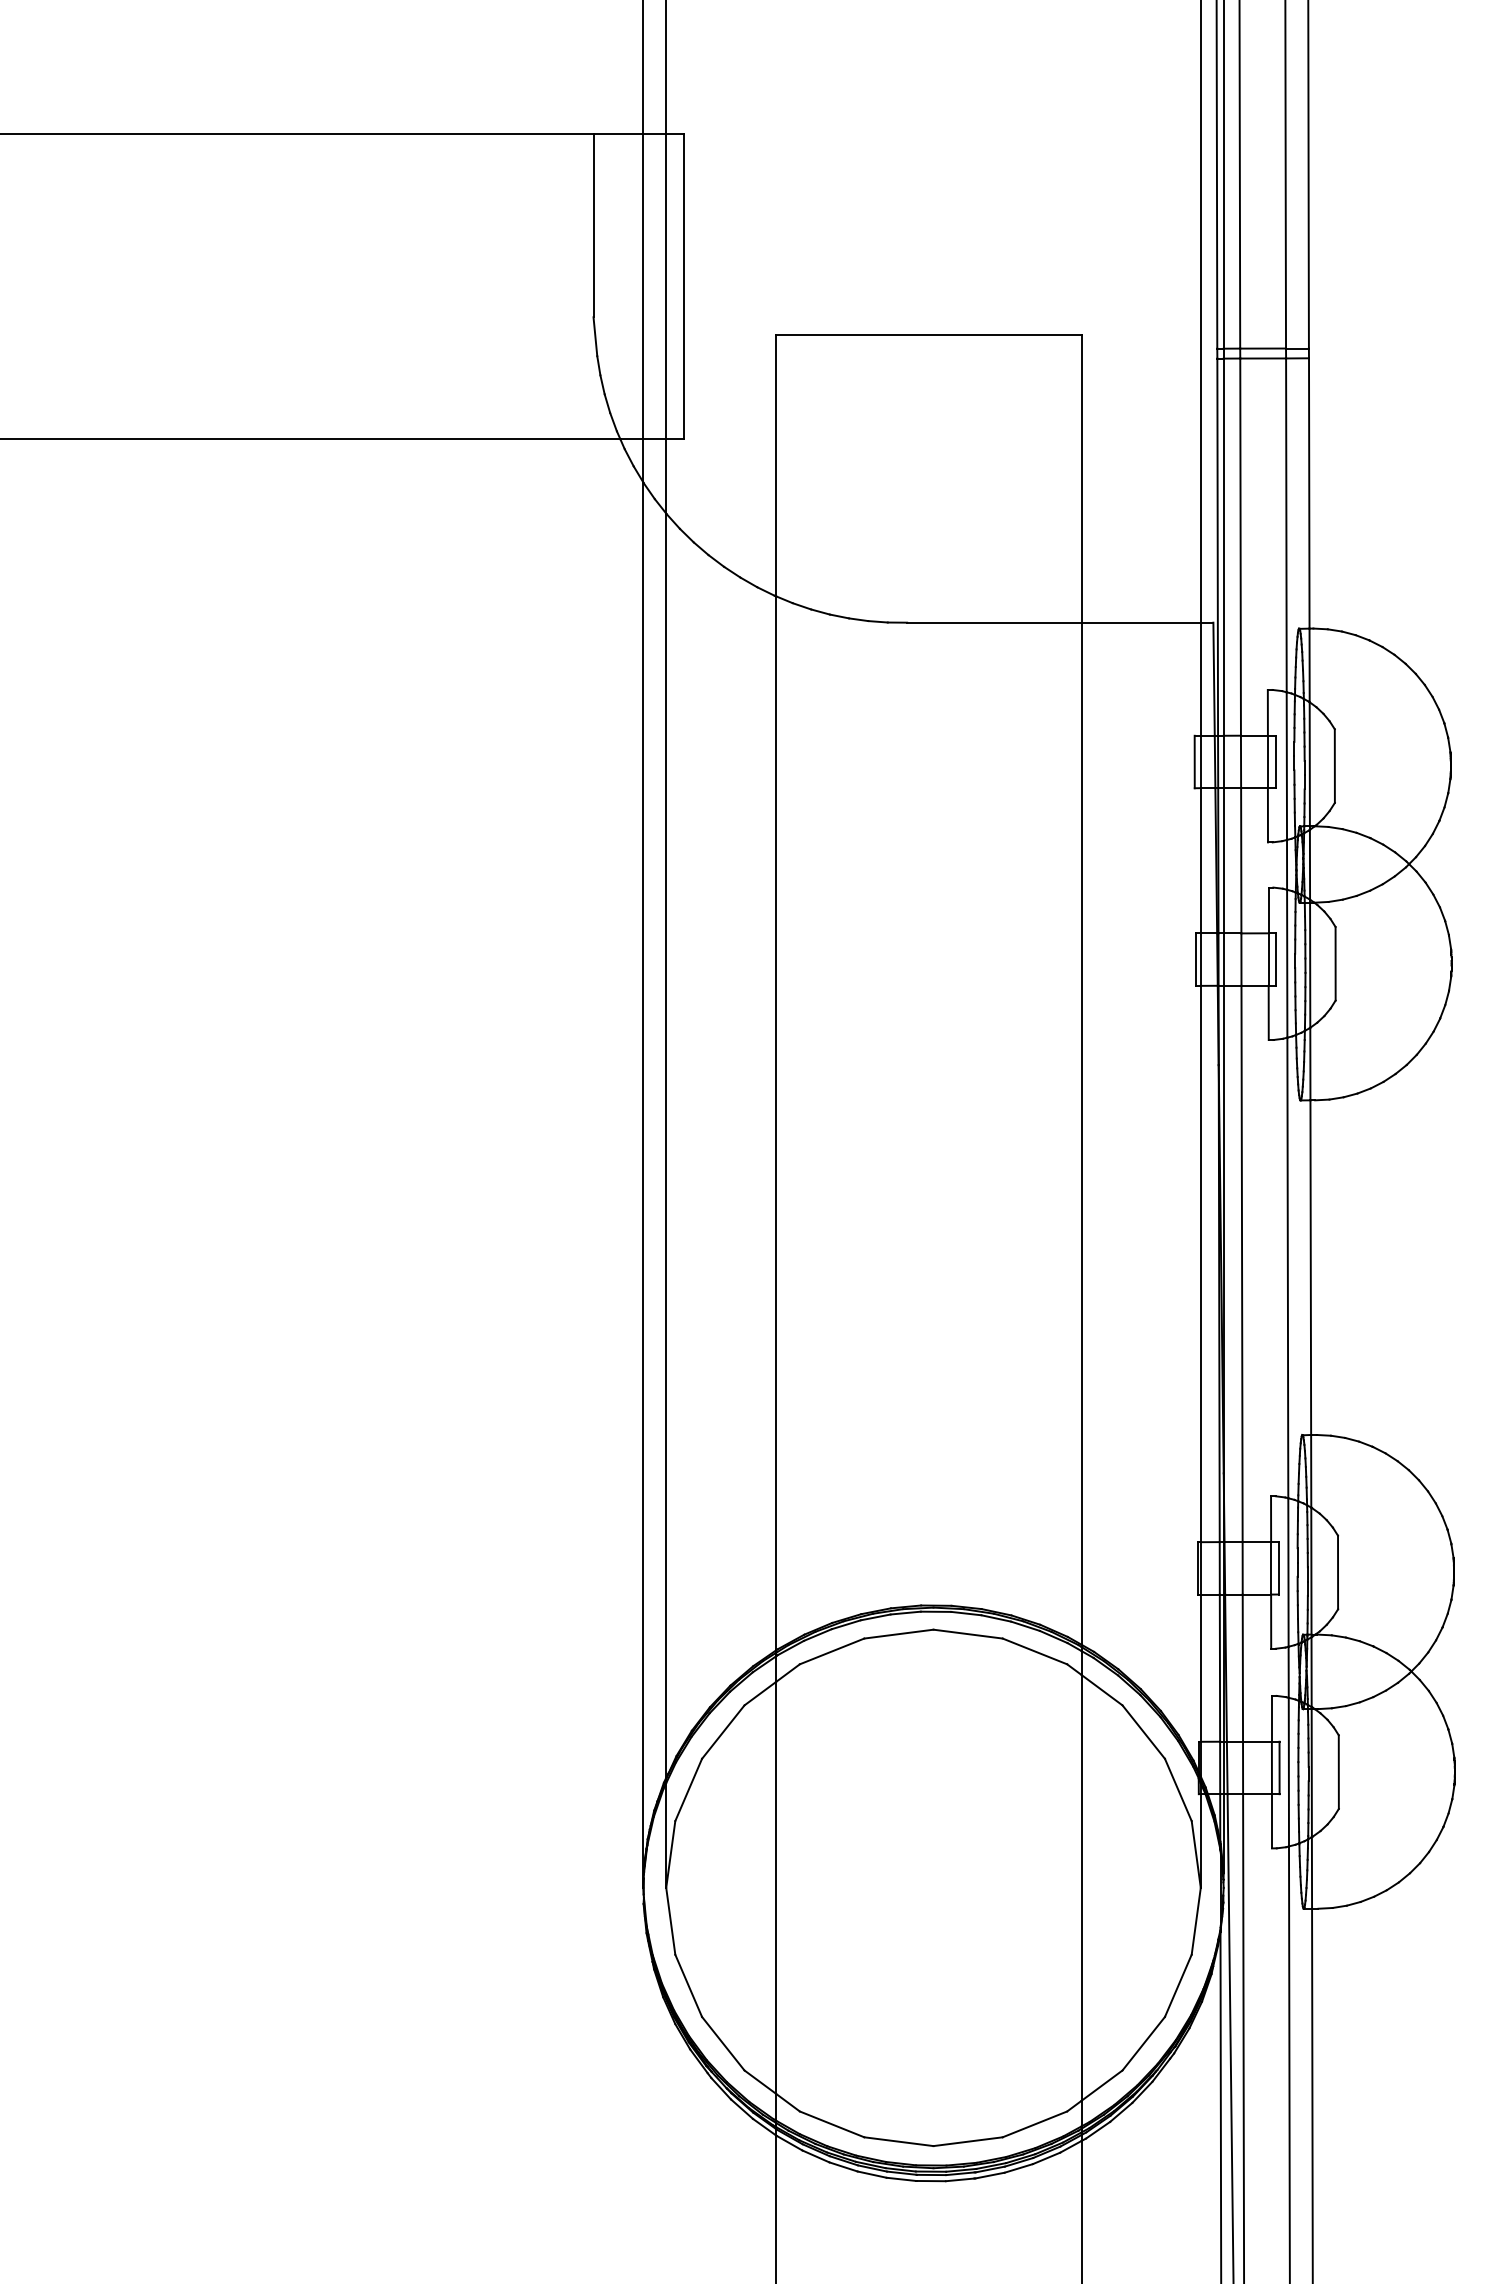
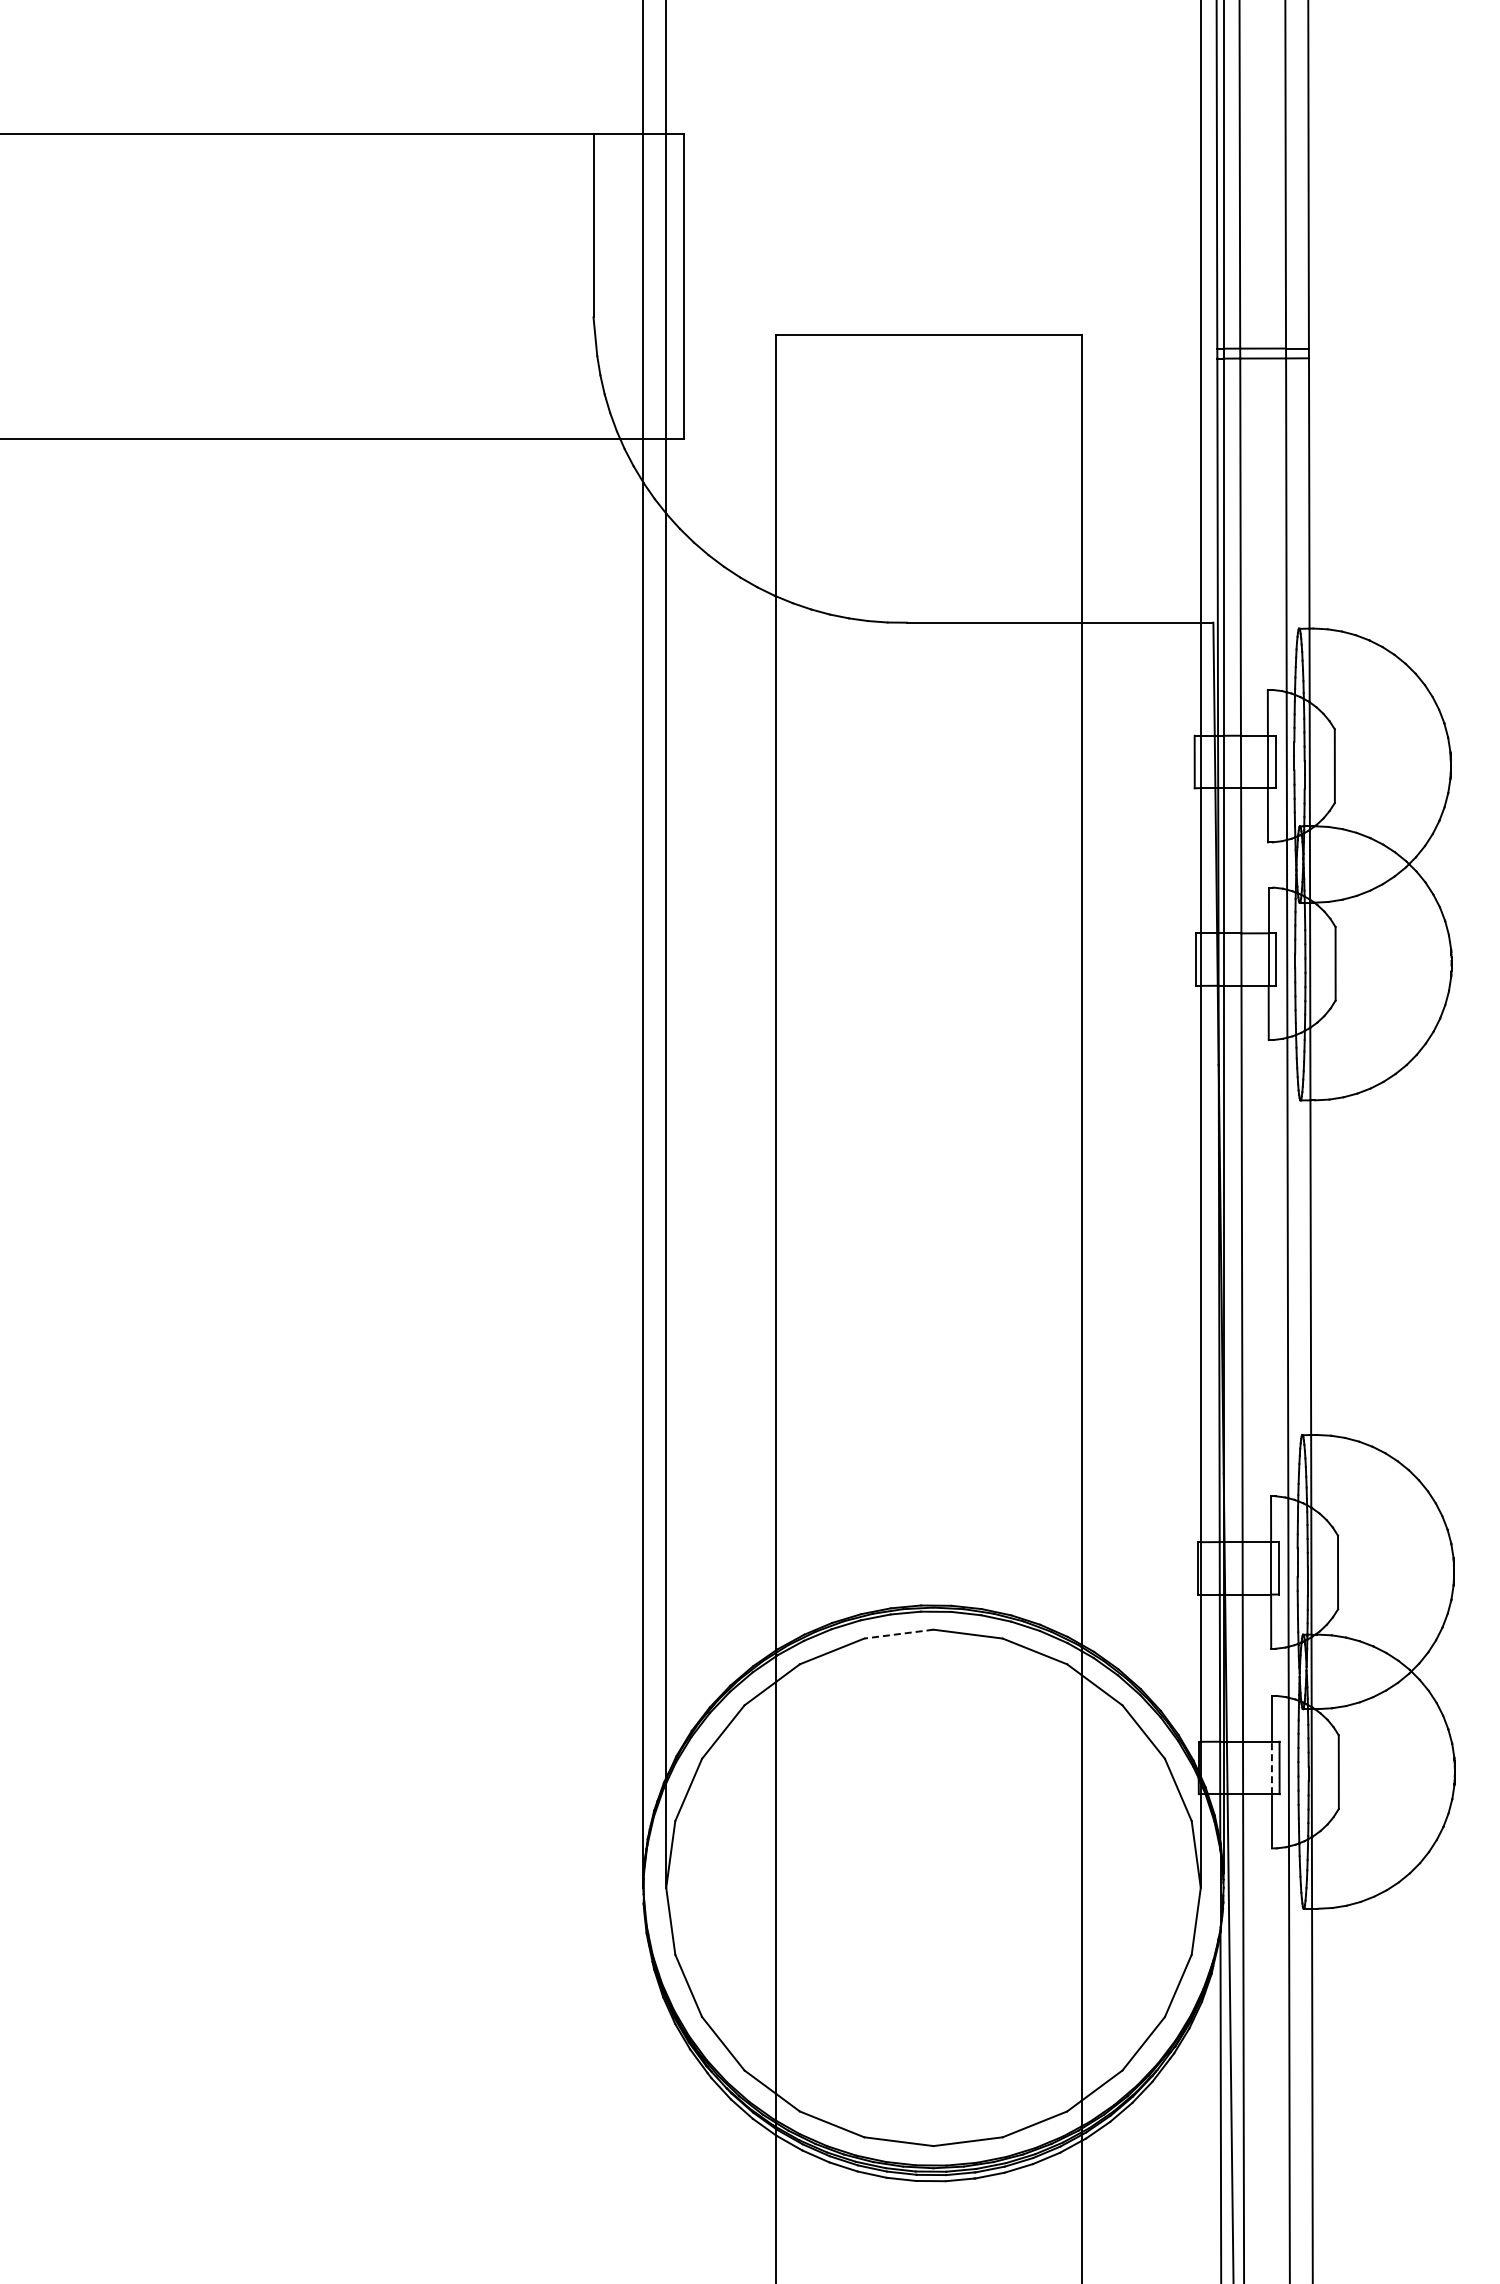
line: solid -> dashed (898, 1634)
line: solid -> dashed (1271, 1767)
